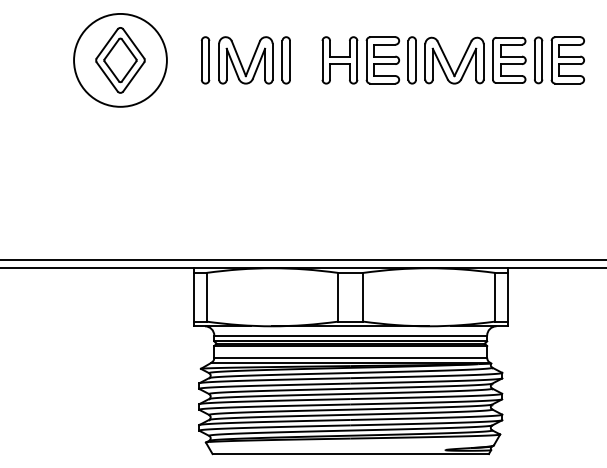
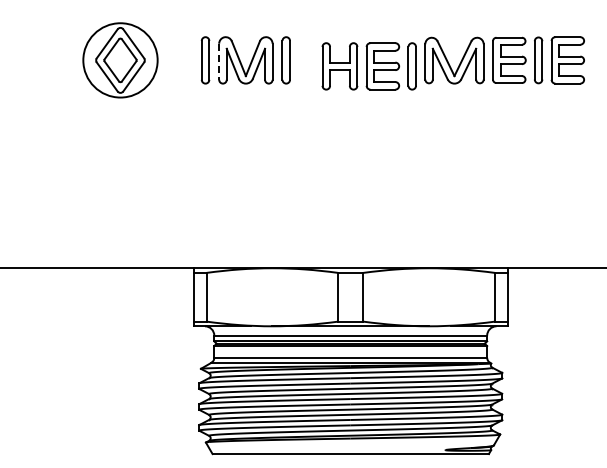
circle diameter: 93 px -> 74 px (120, 60)
part position: (368, 60) -> (368, 66) (368, 66)
line: solid -> dashed (219, 62)
line: present -> none (302, 259)
